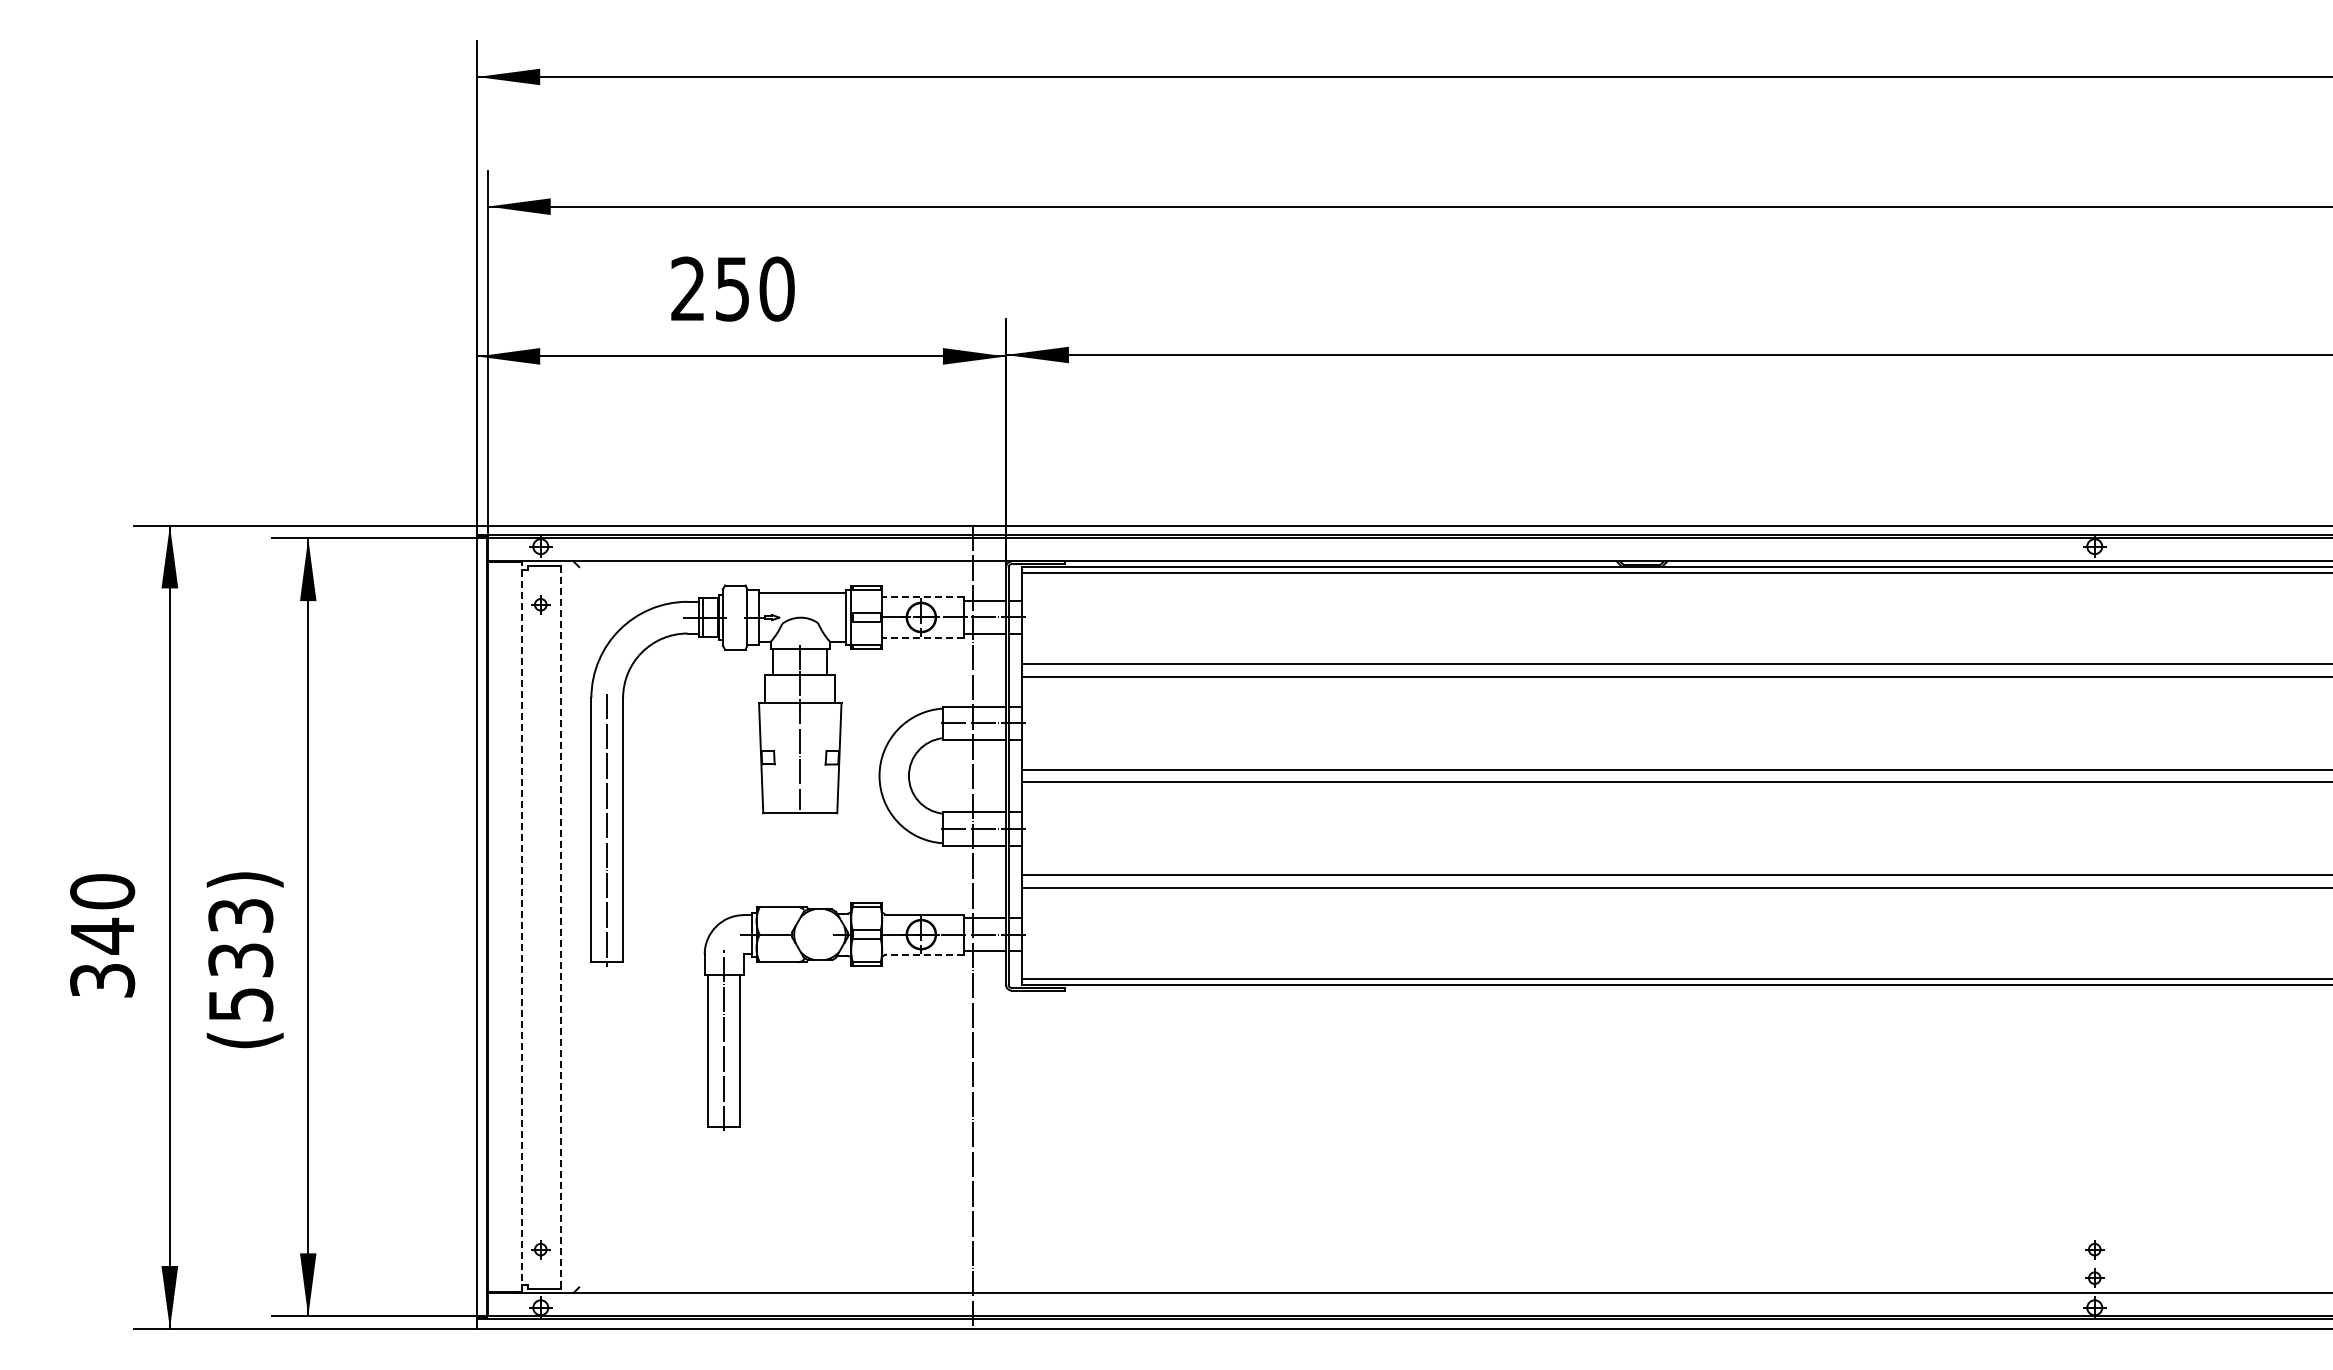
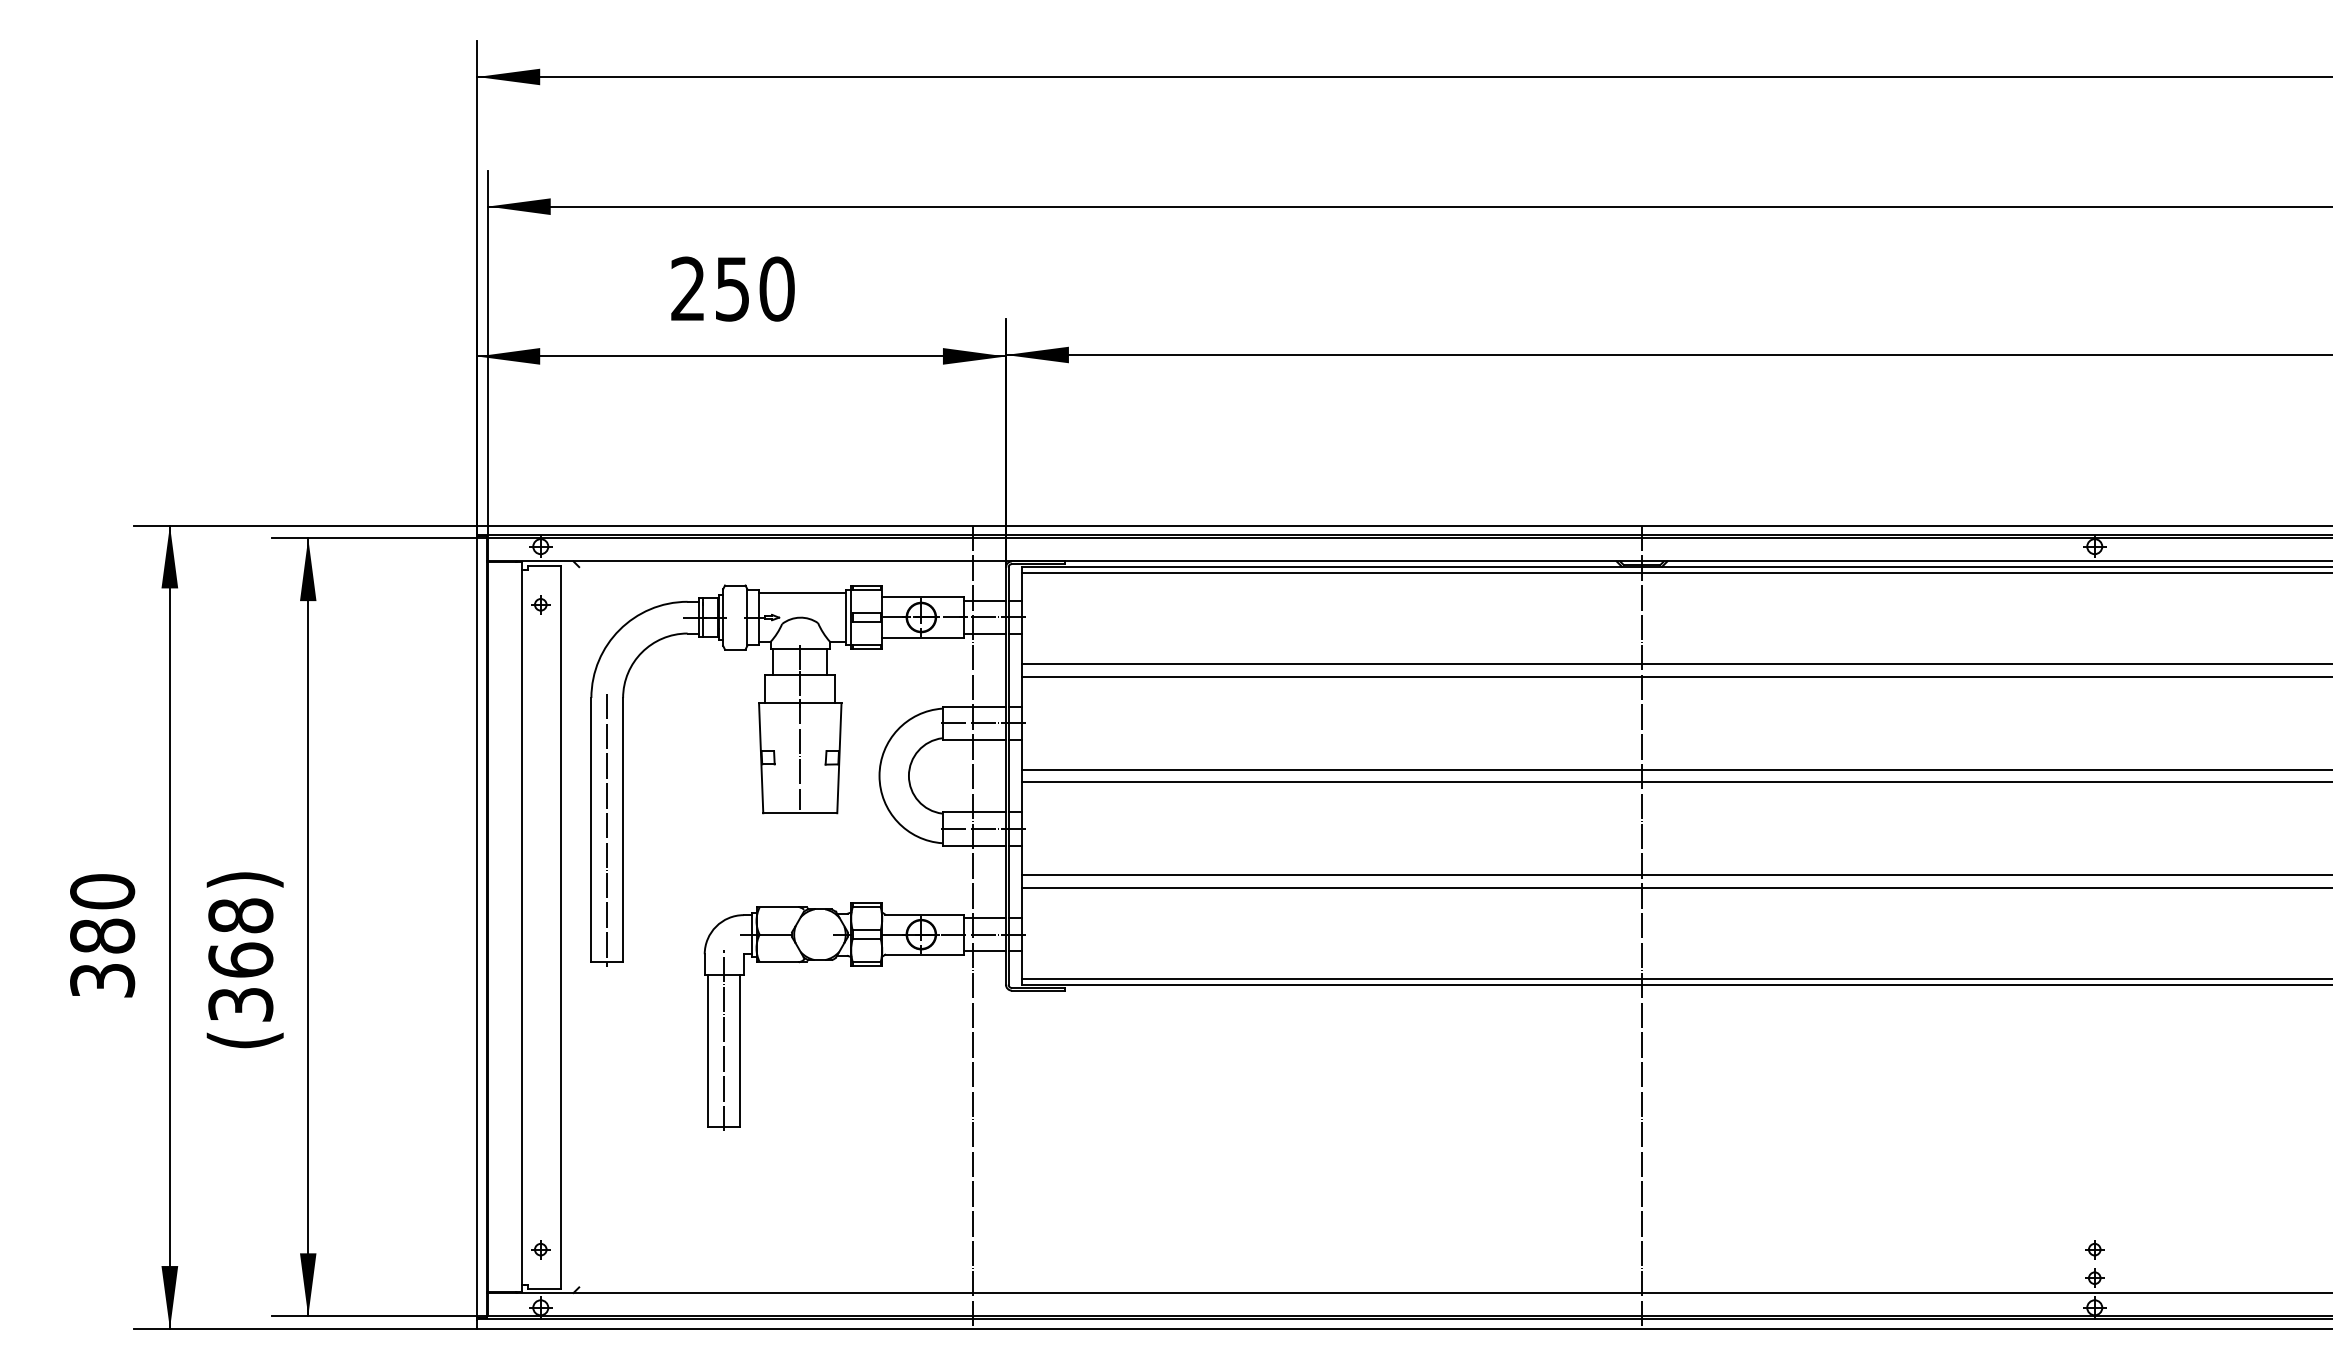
line: dashed -> solid (922, 597)
line: dashed -> solid (922, 637)
line: dashed -> solid (521, 926)
line: none -> present (1642, 926)
line: dashed -> solid (561, 927)
text: 340 -> 380 (102, 935)
line: dashed -> solid (923, 954)
text: 533 -> 368 (240, 959)
